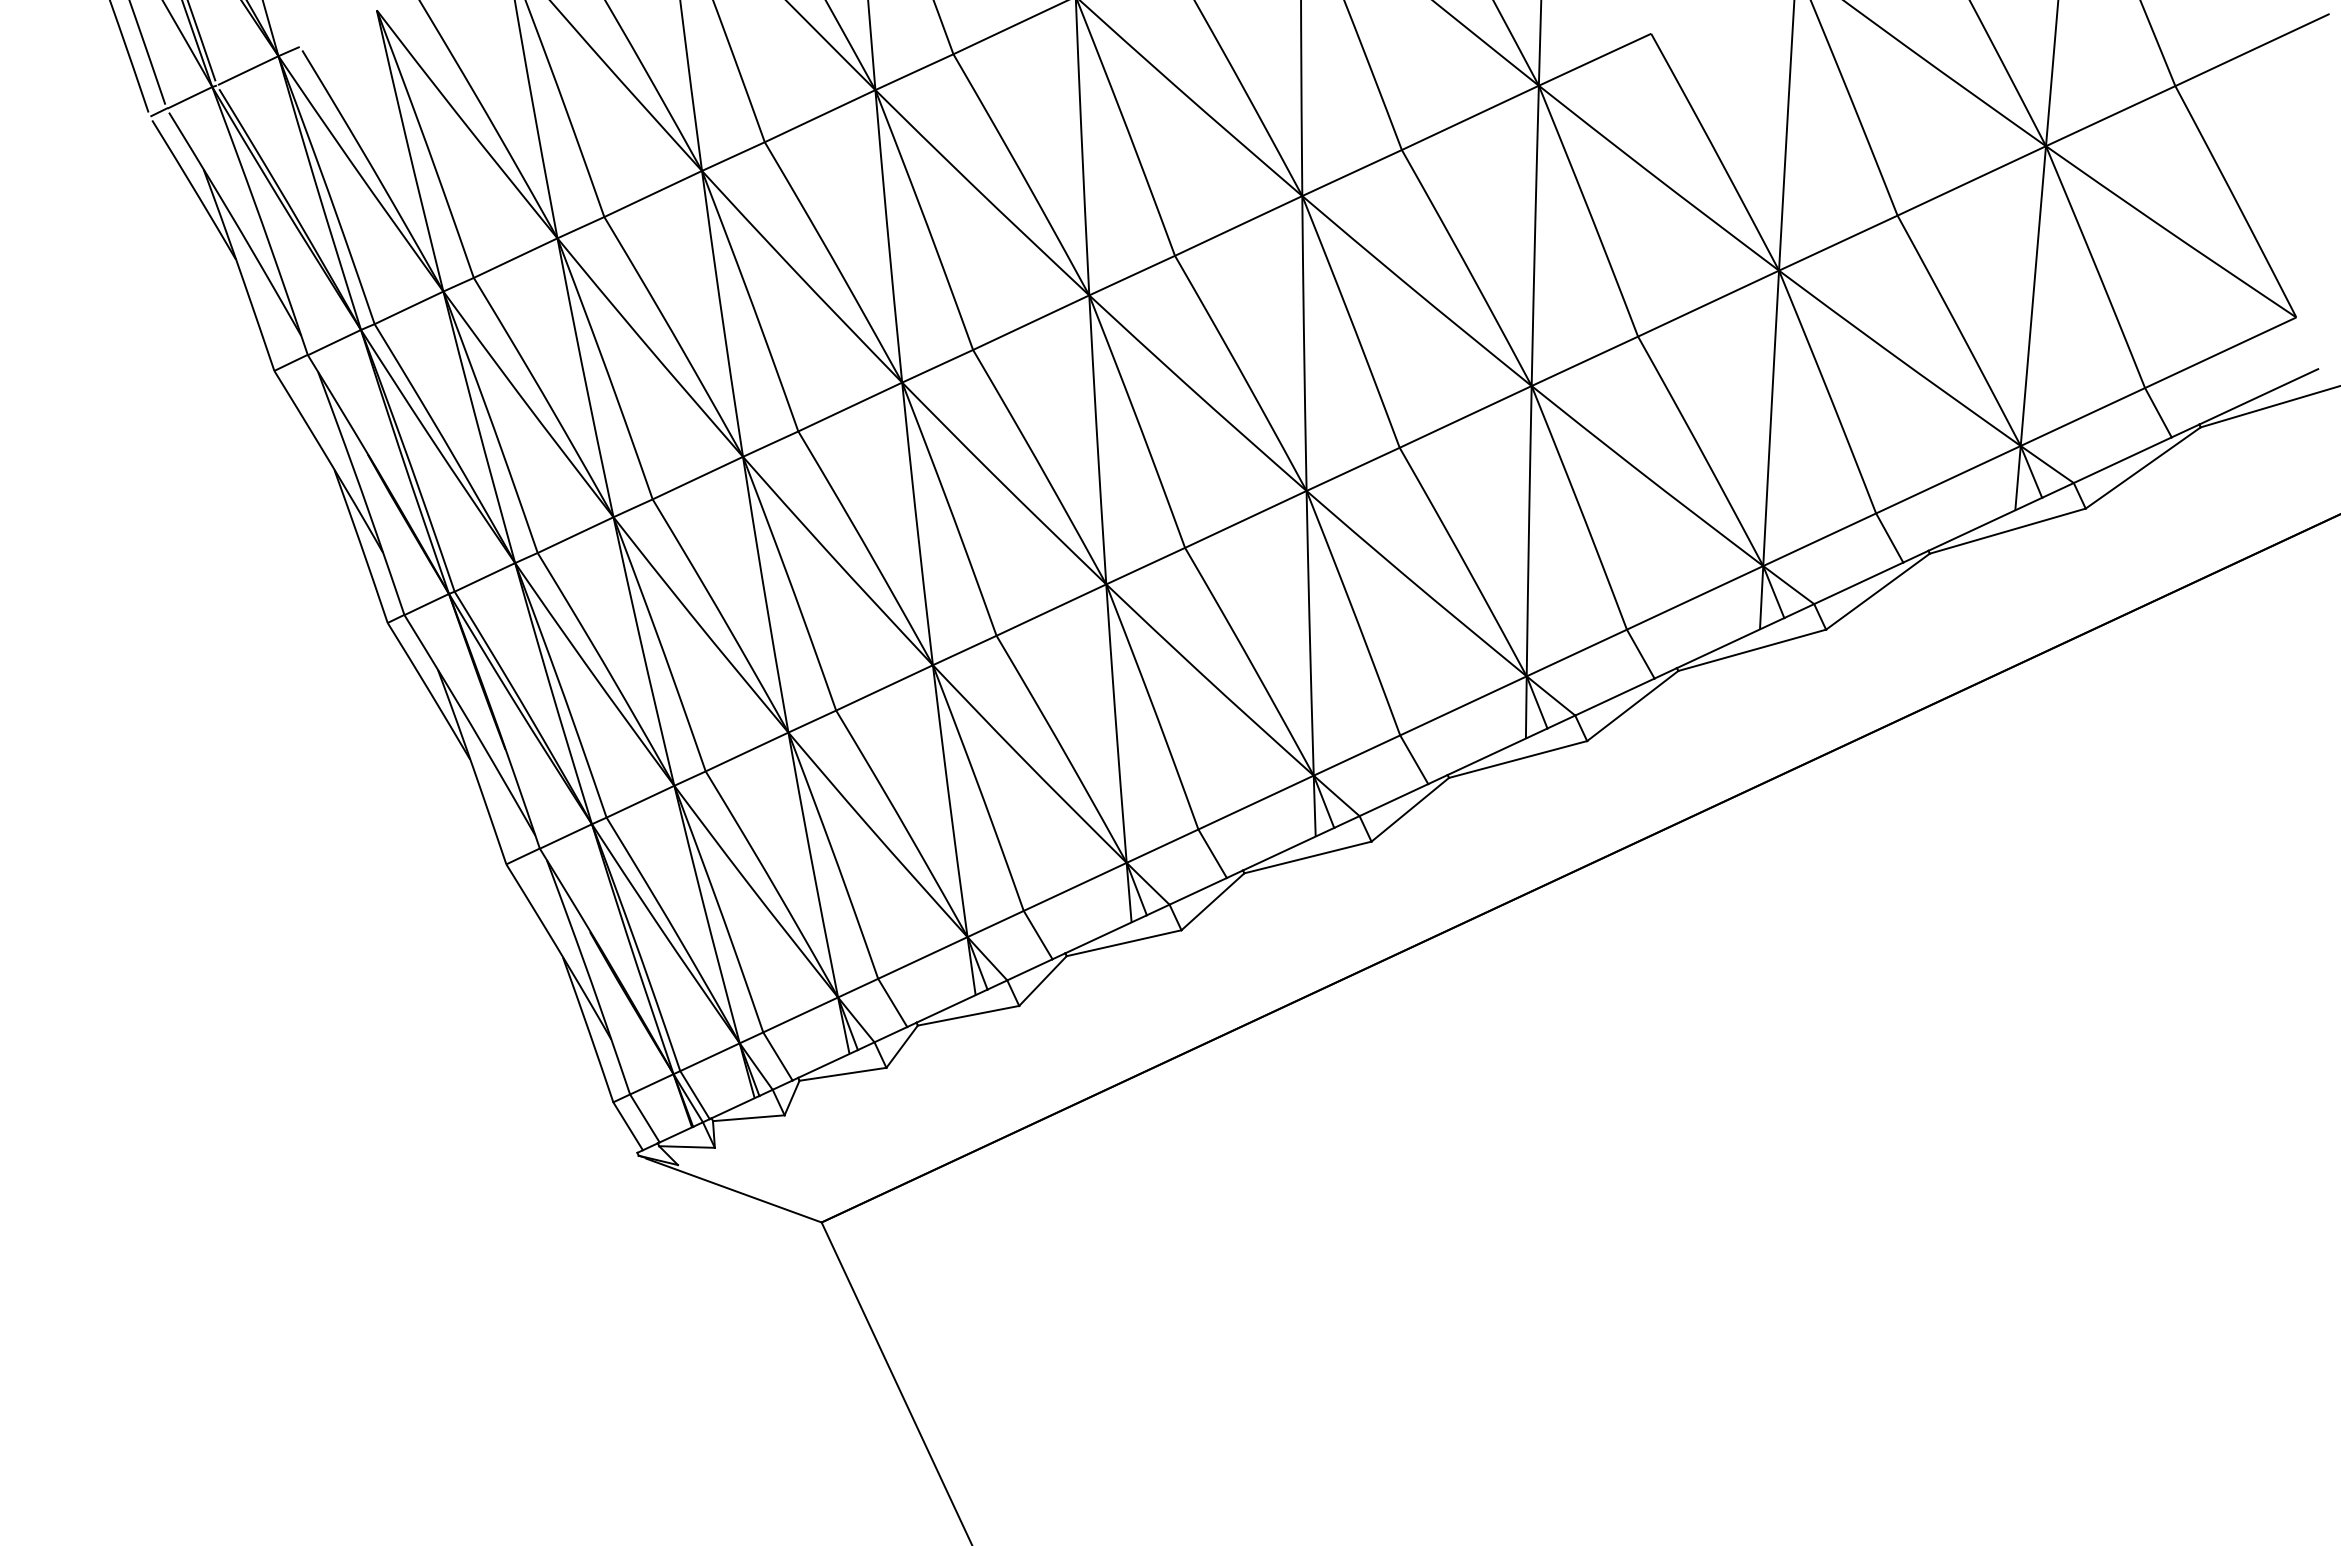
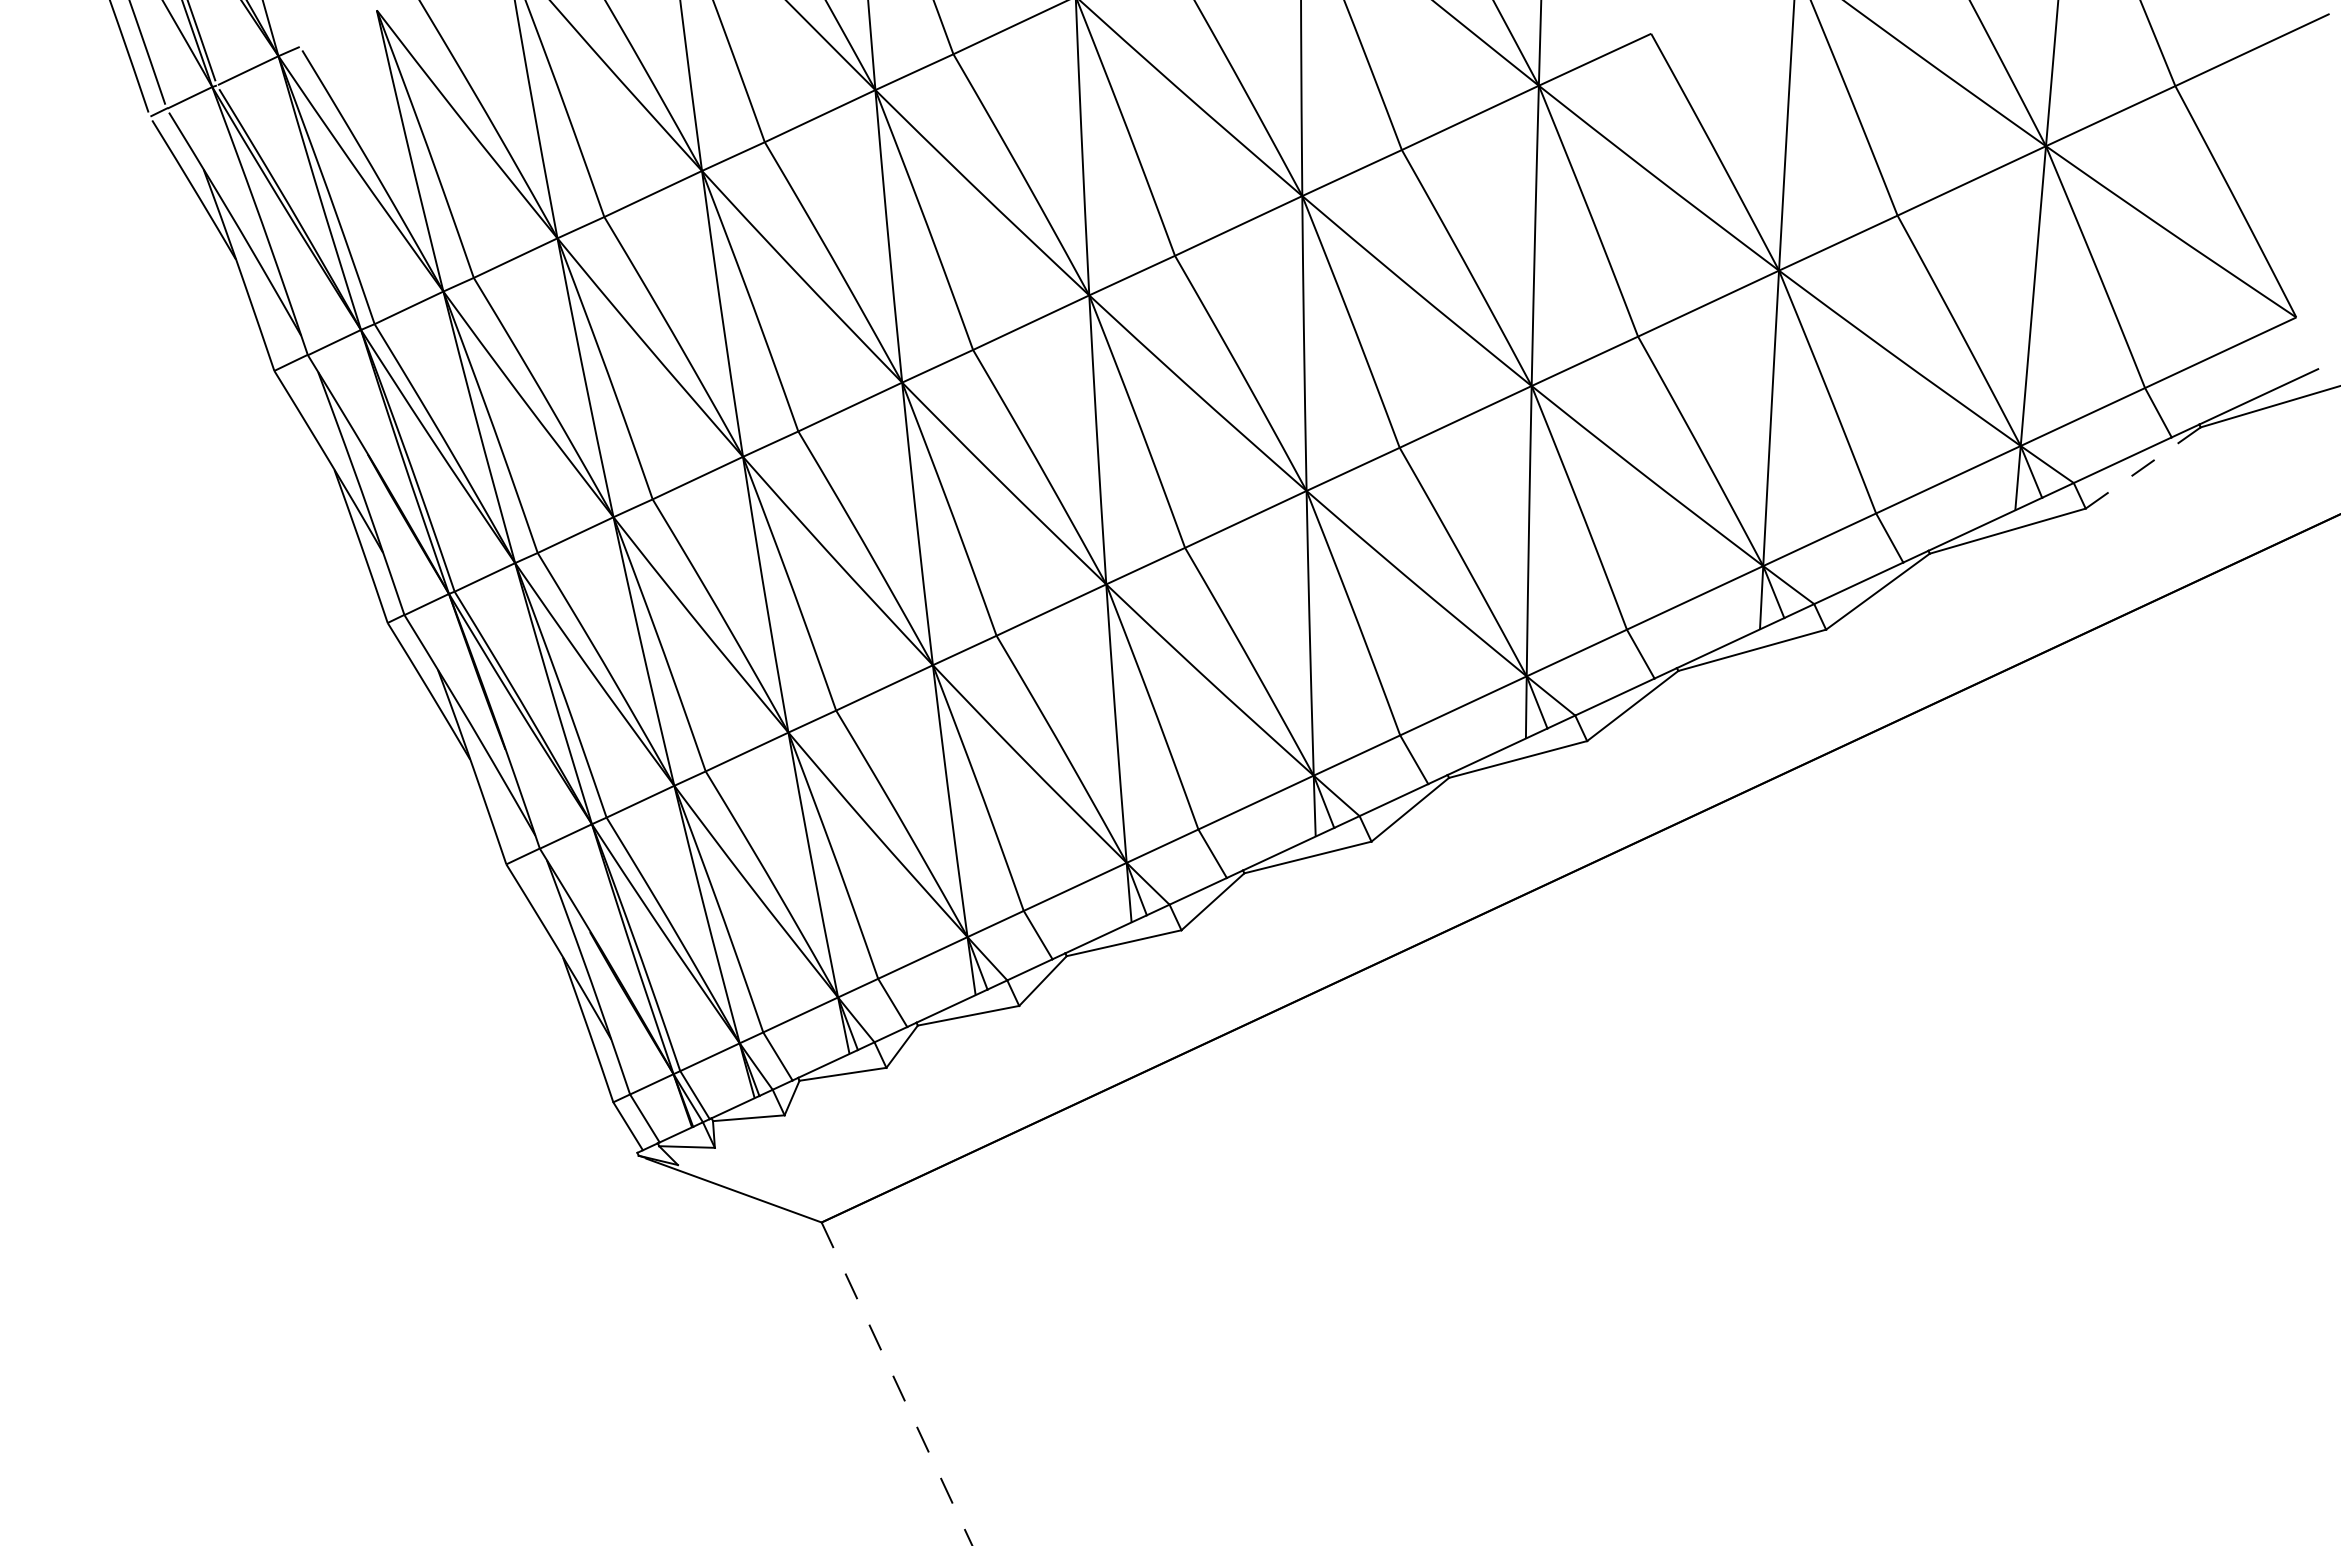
line: solid -> dashed (2142, 468)
line: solid -> dashed (897, 1384)
